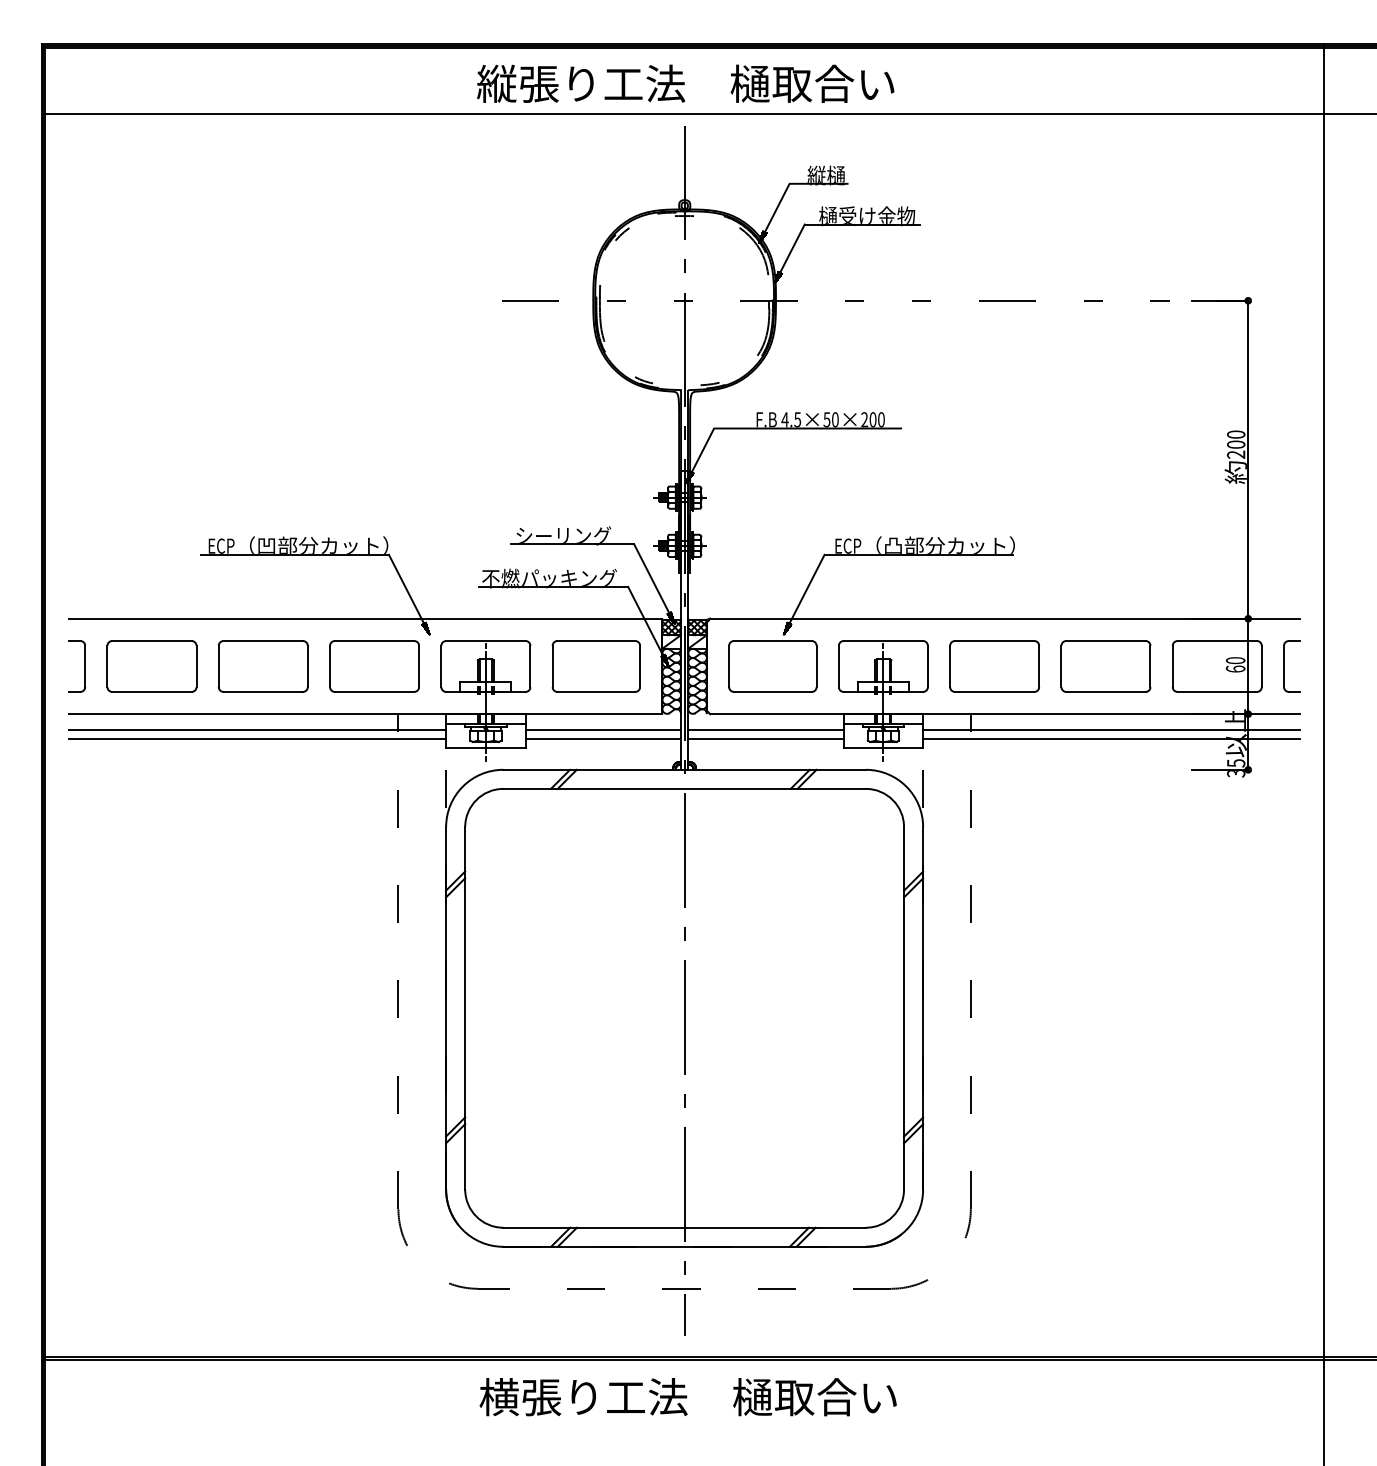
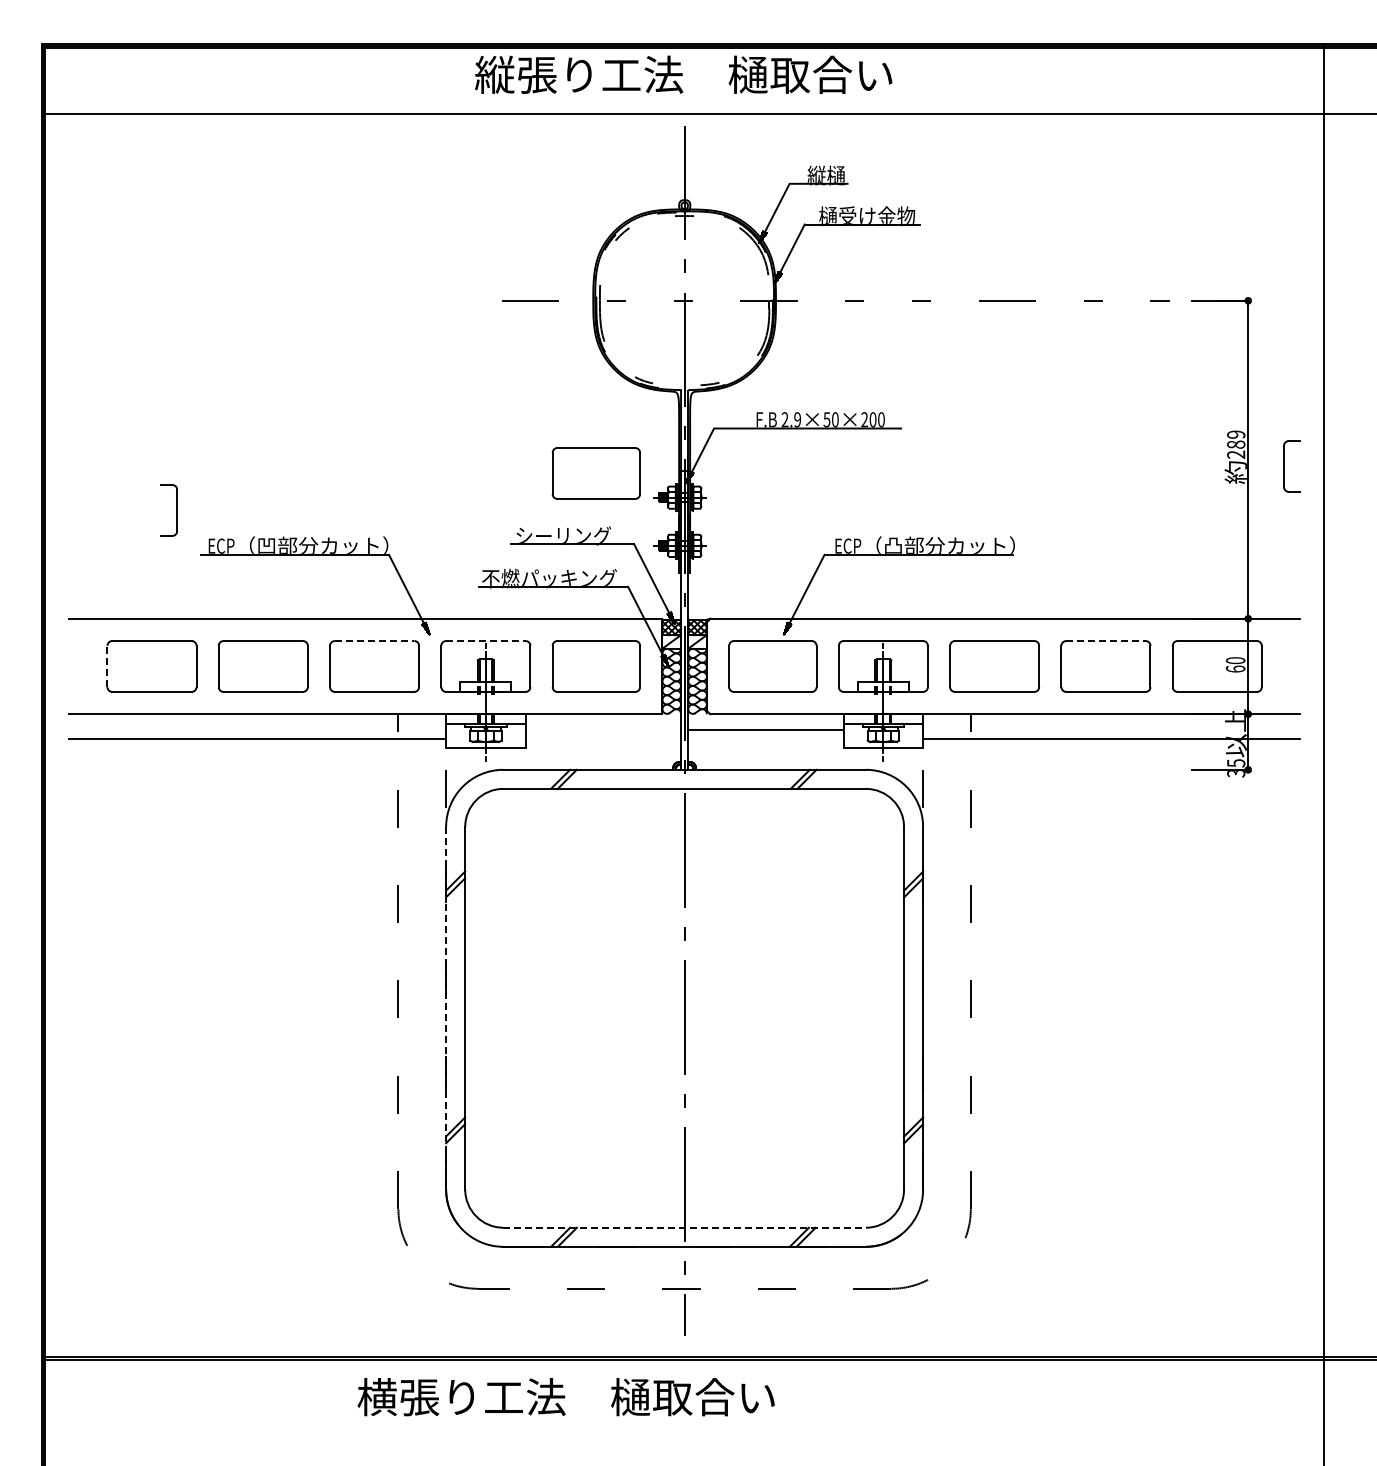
text position: (685, 83) -> (683, 74) (683, 74)
text: 4.5 -> 2.9 (791, 419)
text: 200 -> 289 (1236, 439)
part: none -> present (595, 473)
line: solid -> dashed (374, 641)
line: solid -> dashed (485, 641)
line: solid -> dashed (1105, 641)
part position: (84, 666) -> (176, 510) (176, 510)
line: solid -> dashed (107, 666)
part position: (1284, 666) -> (1284, 466) (1284, 466)
line: present -> none (257, 729)
line: present -> none (602, 729)
line: present -> none (1111, 729)
line: present -> none (602, 739)
line: present -> none (765, 739)
line: solid -> dashed (446, 1008)
line: solid -> dashed (685, 1227)
text position: (687, 1397) -> (565, 1397) (565, 1397)
